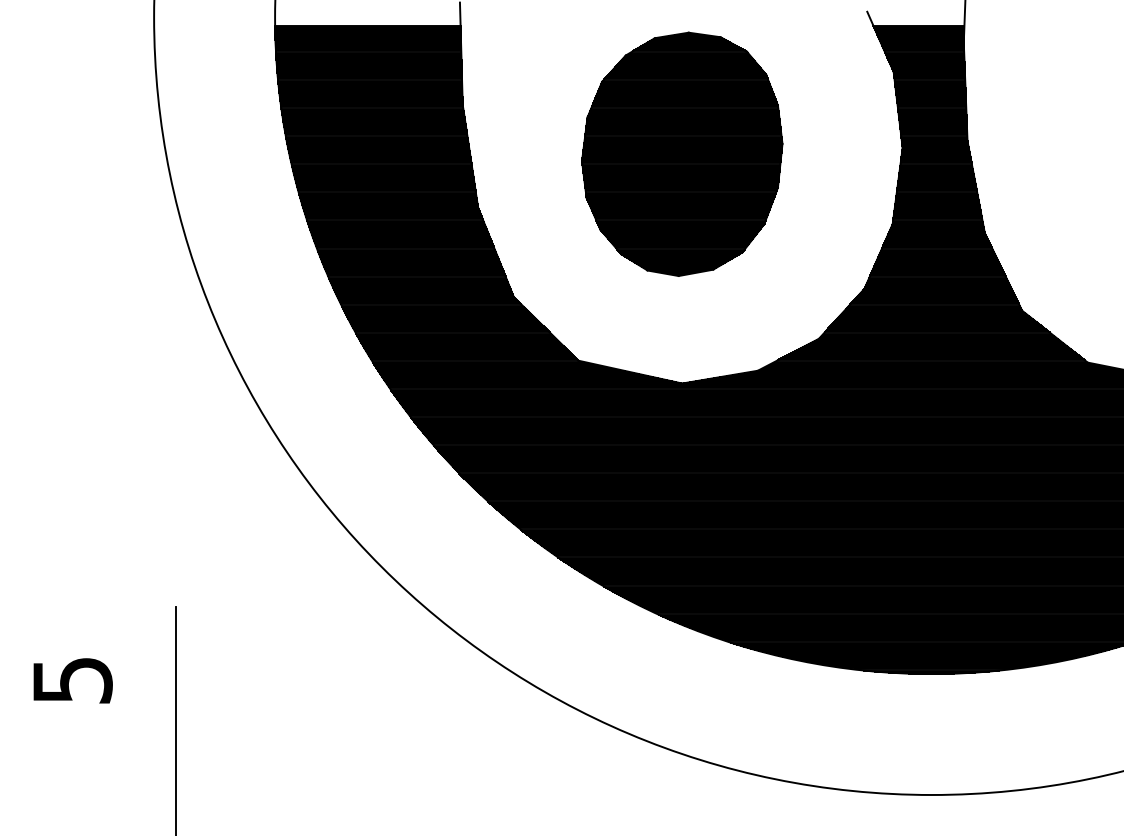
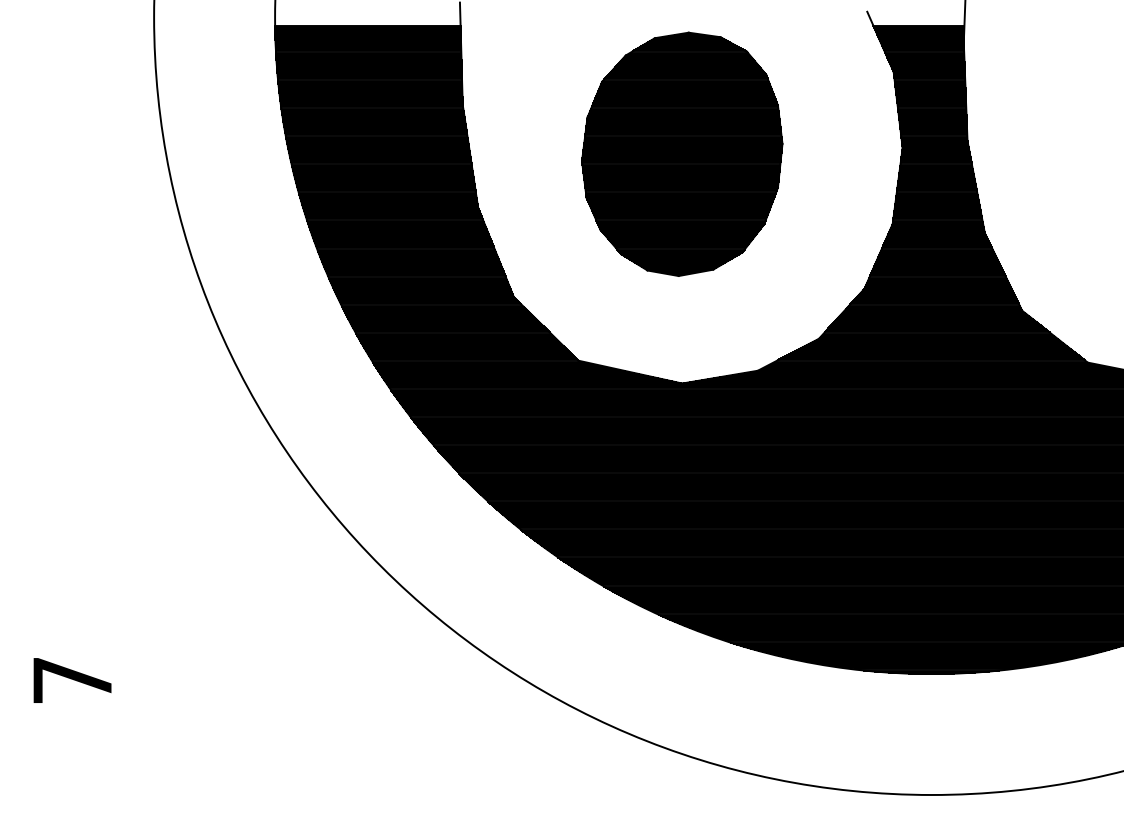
text: 5 -> 7 (72, 680)
line: present -> none (176, 719)
